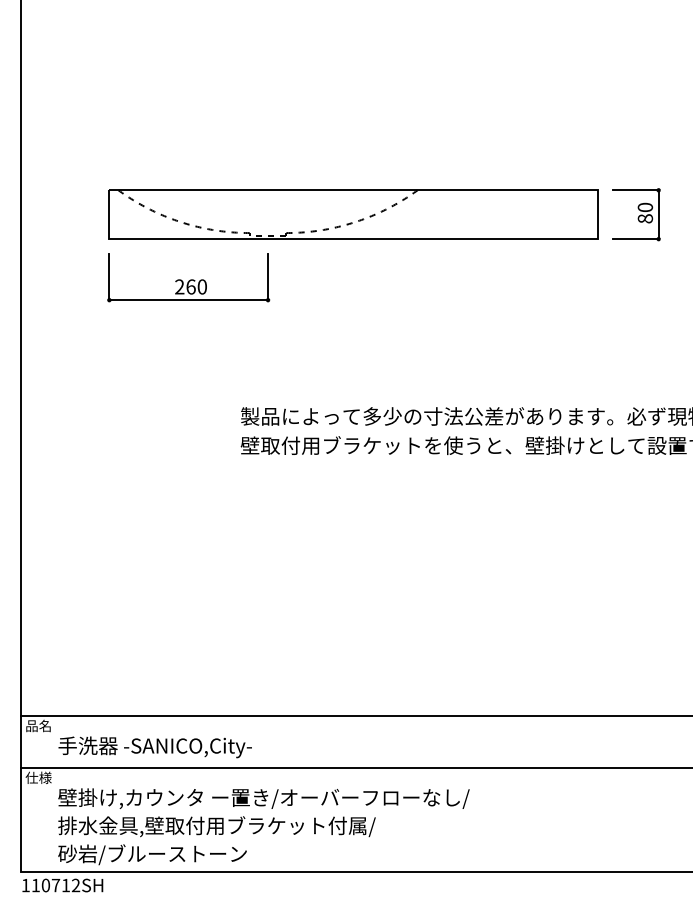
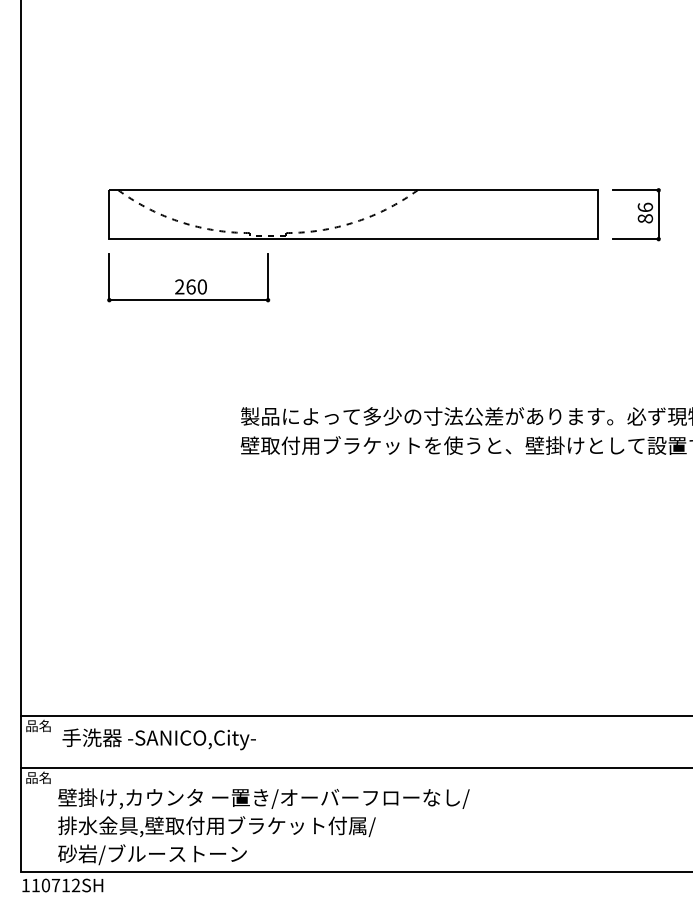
text: 80 -> 86 (644, 207)
text position: (154, 747) -> (158, 739) (158, 739)
text: 仕様 -> 品名 (38, 777)
